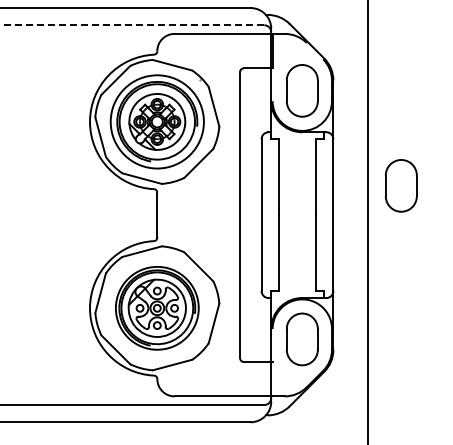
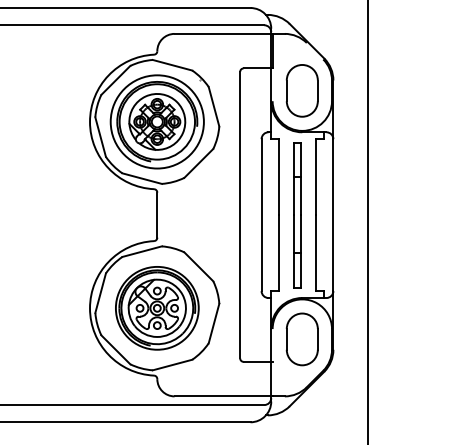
line: dashed -> solid (132, 25)
part: present -> none (400, 185)
part: none -> present (297, 215)
